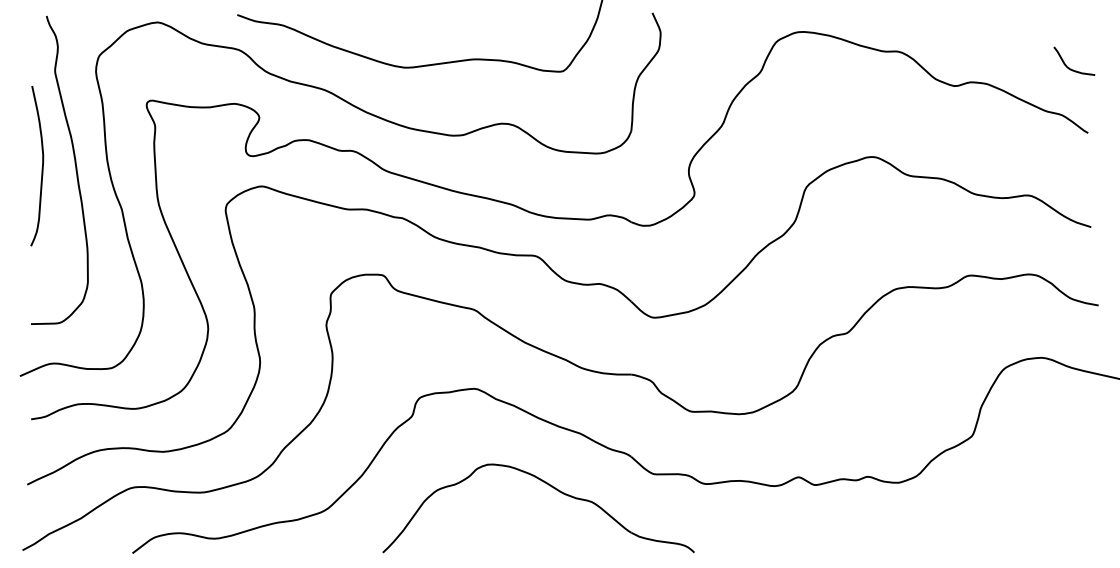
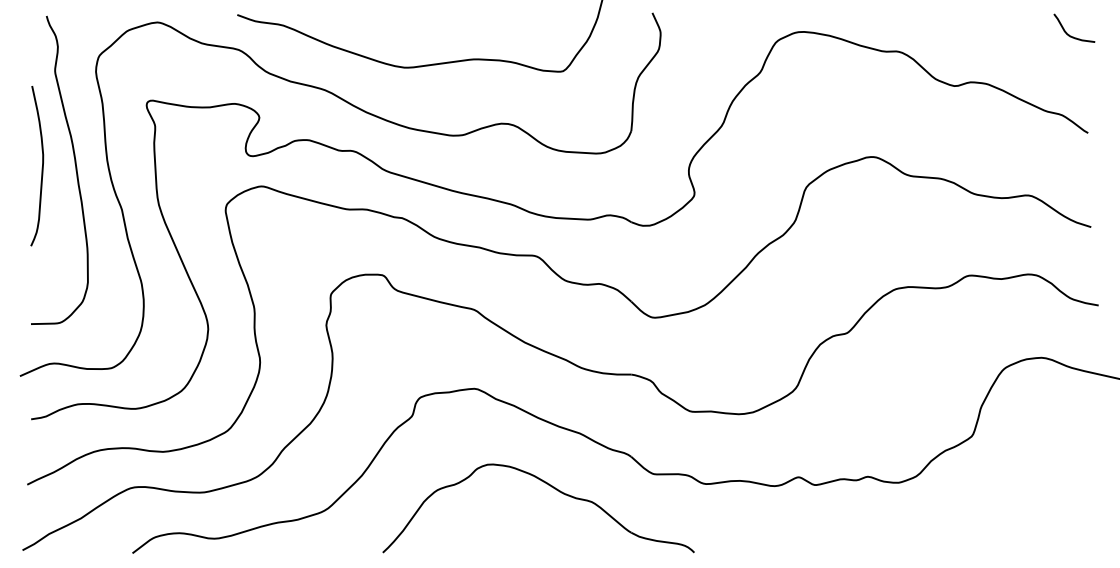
curve position: (1068, 66) -> (1068, 33) (1068, 33)
